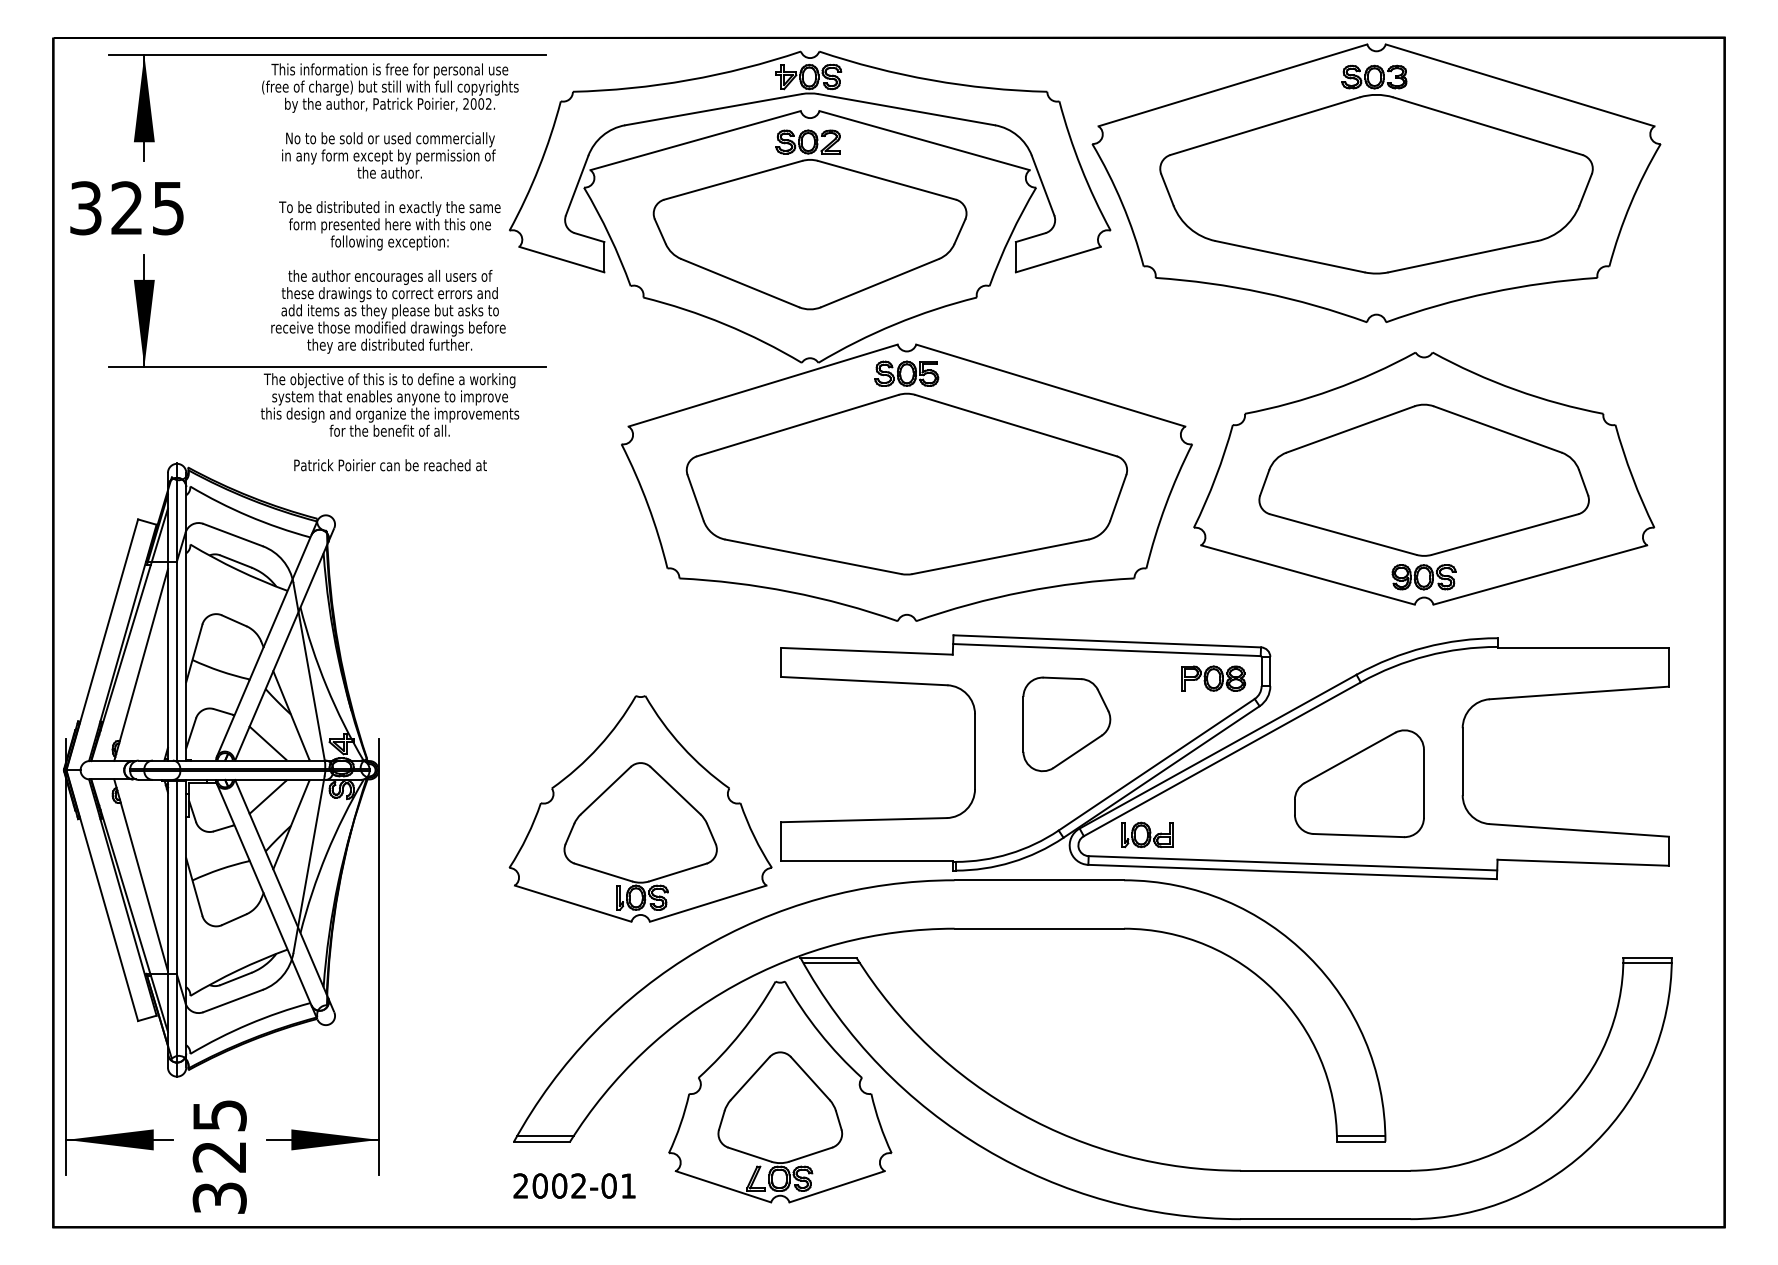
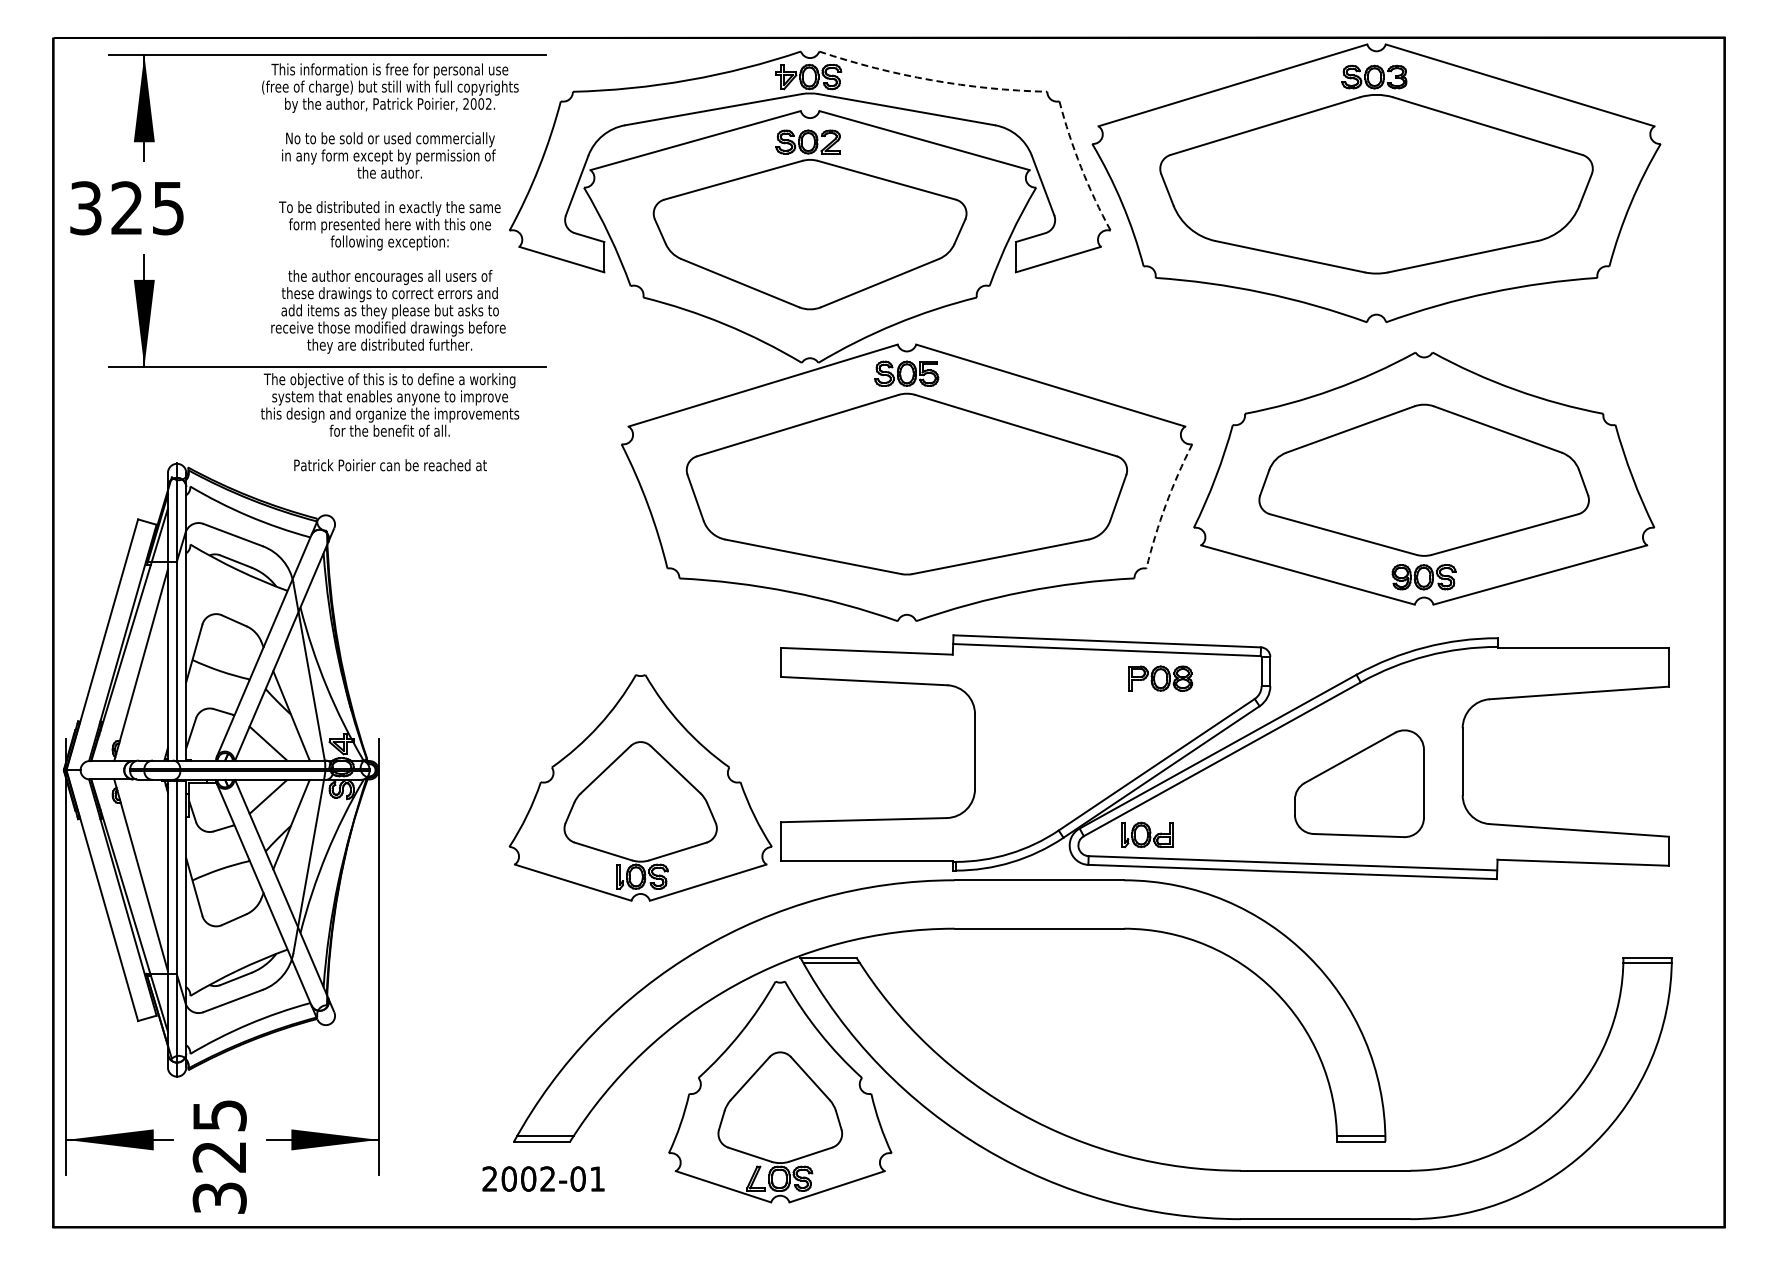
arc: solid -> dashed (931, 80)
arc: solid -> dashed (1081, 167)
arc: solid -> dashed (1165, 505)
part position: (1213, 678) -> (1160, 678) (1160, 678)
part: present -> none (1066, 724)
part position: (640, 808) -> (640, 787) (640, 787)
text position: (574, 1185) -> (543, 1178) (543, 1178)
